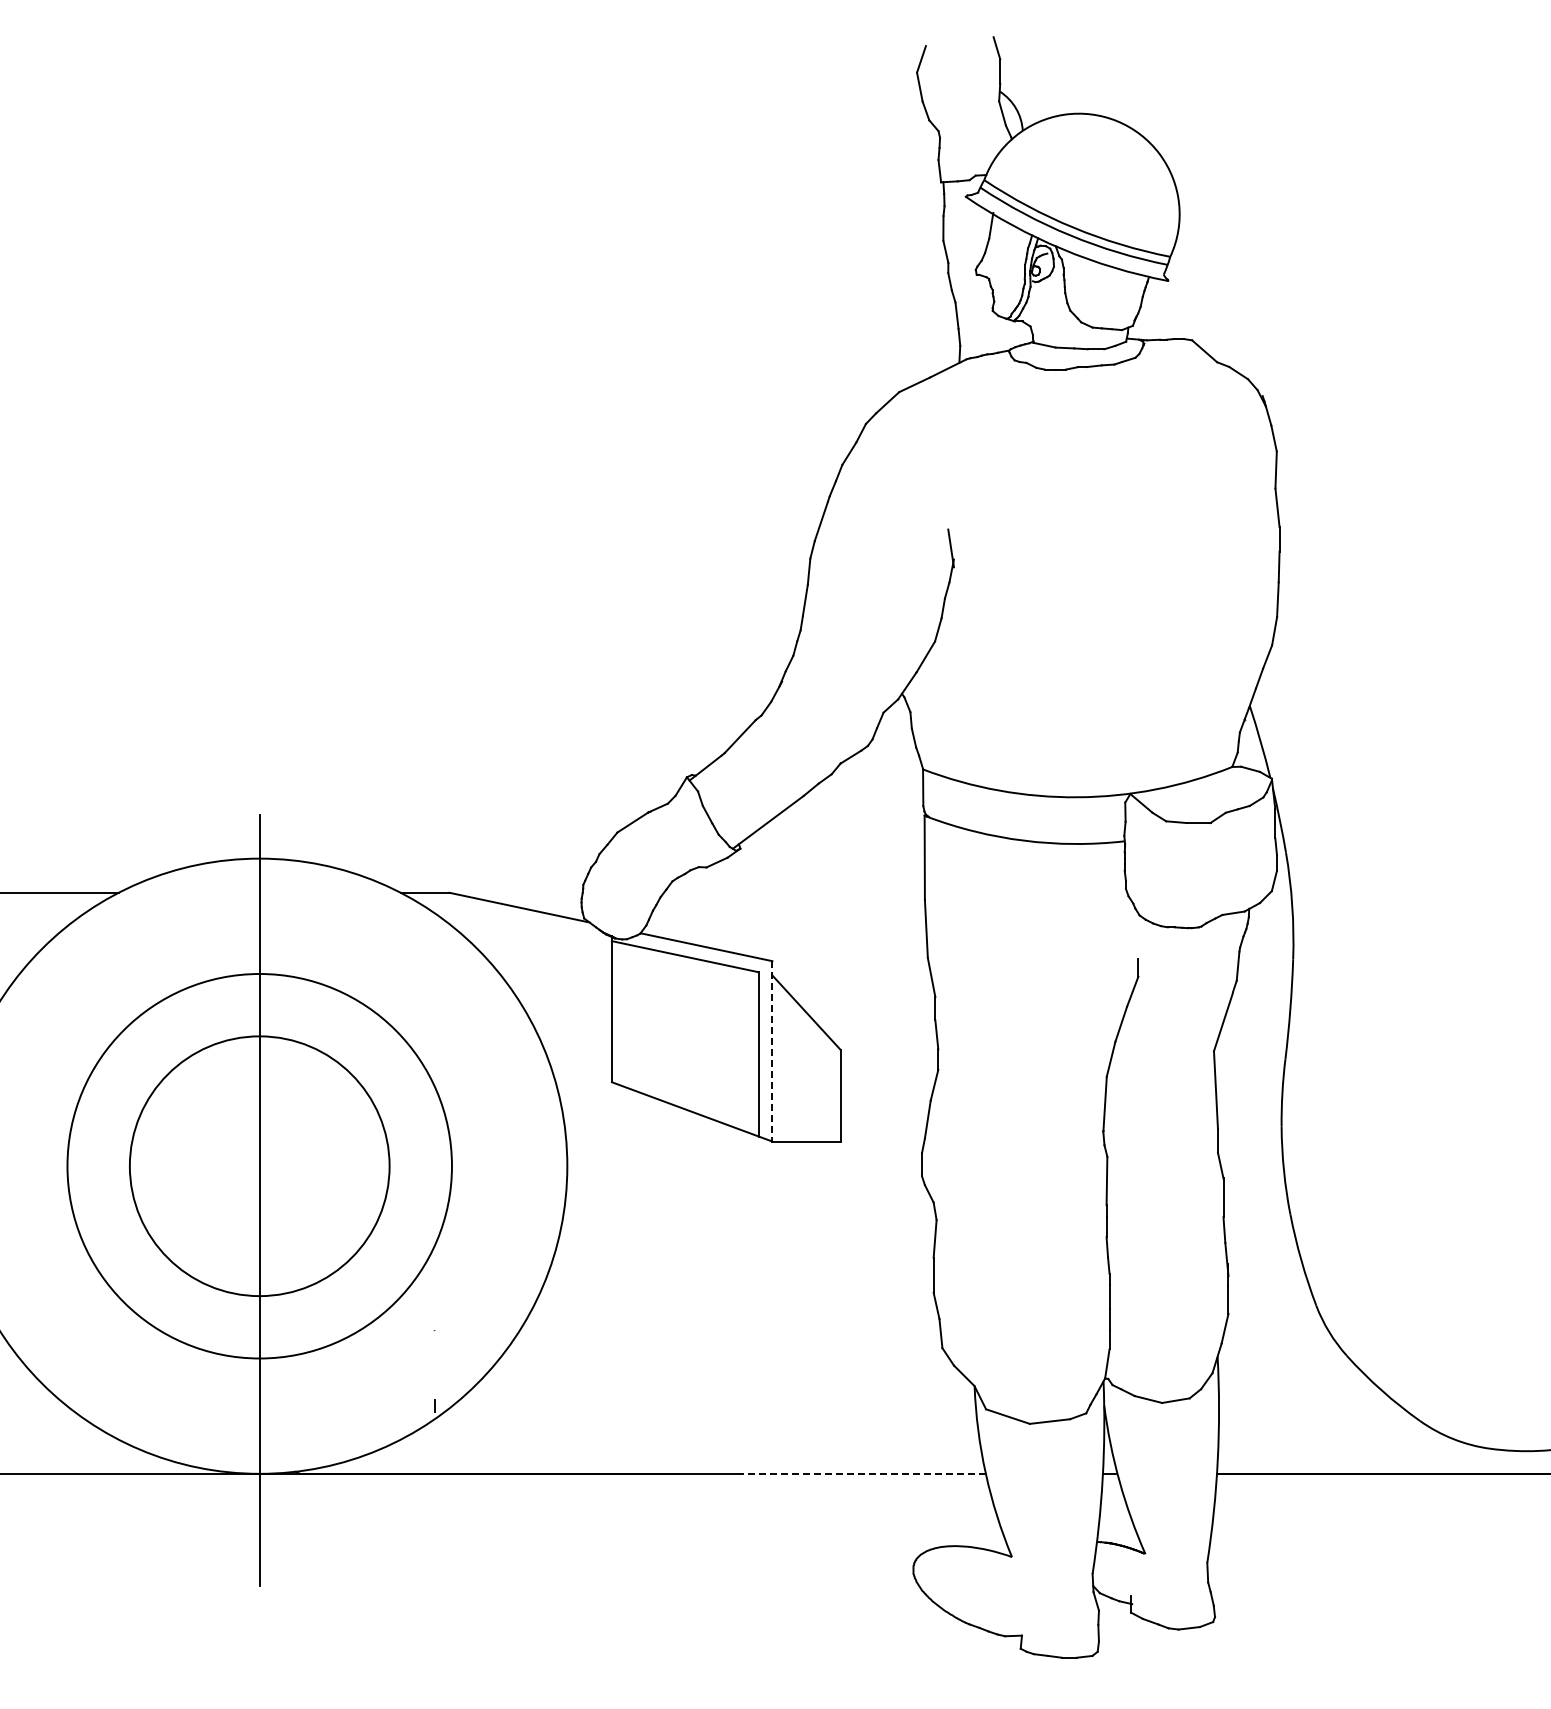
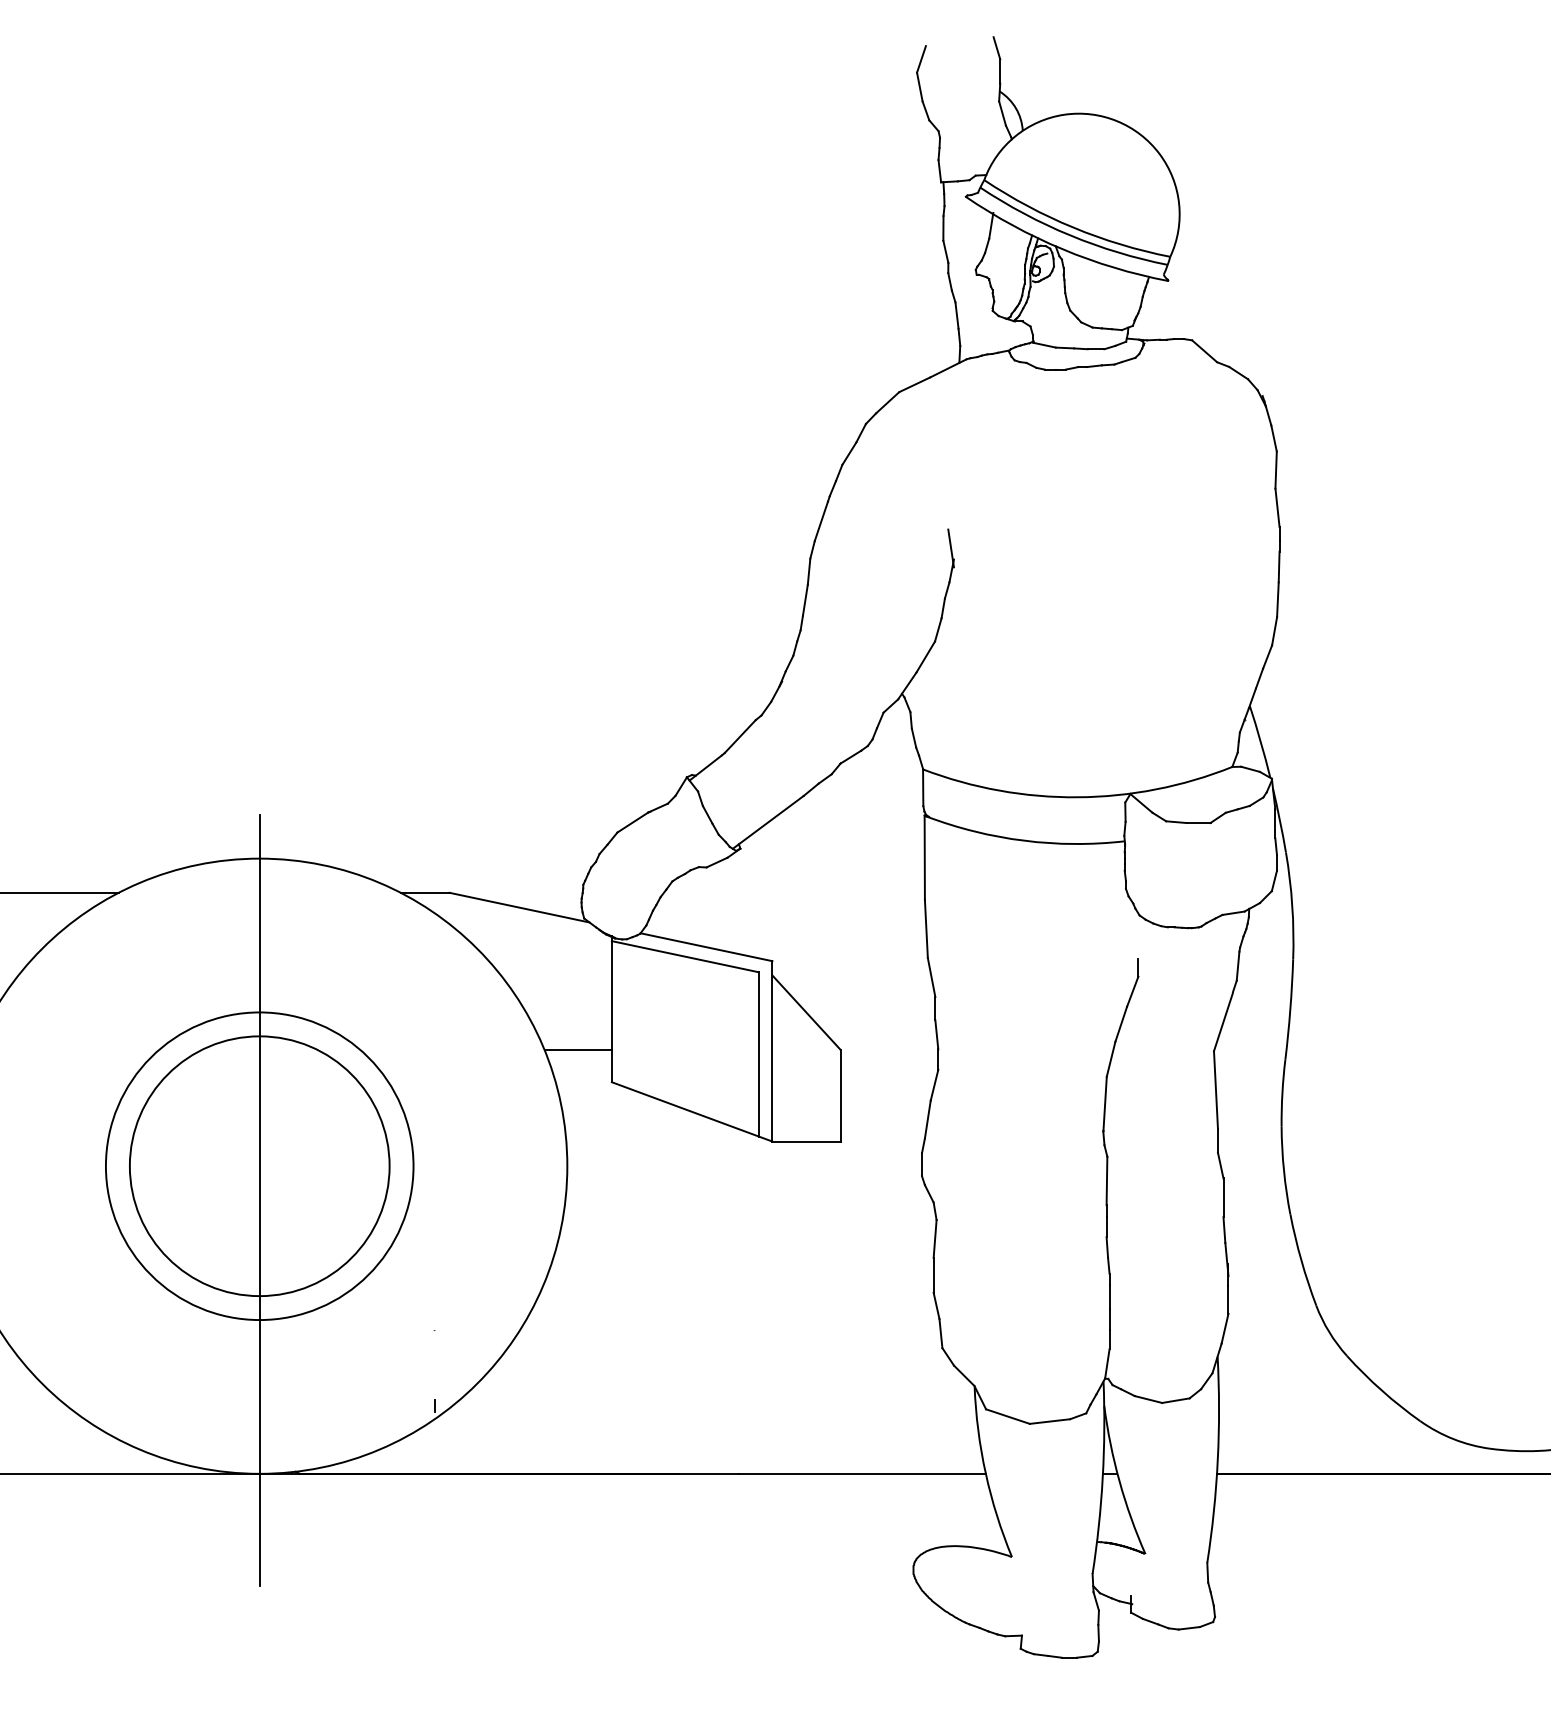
line: none -> present (577, 1050)
line: dashed -> solid (772, 1051)
circle diameter: 385 px -> 308 px (259, 1166)
line: dashed -> solid (862, 1473)
